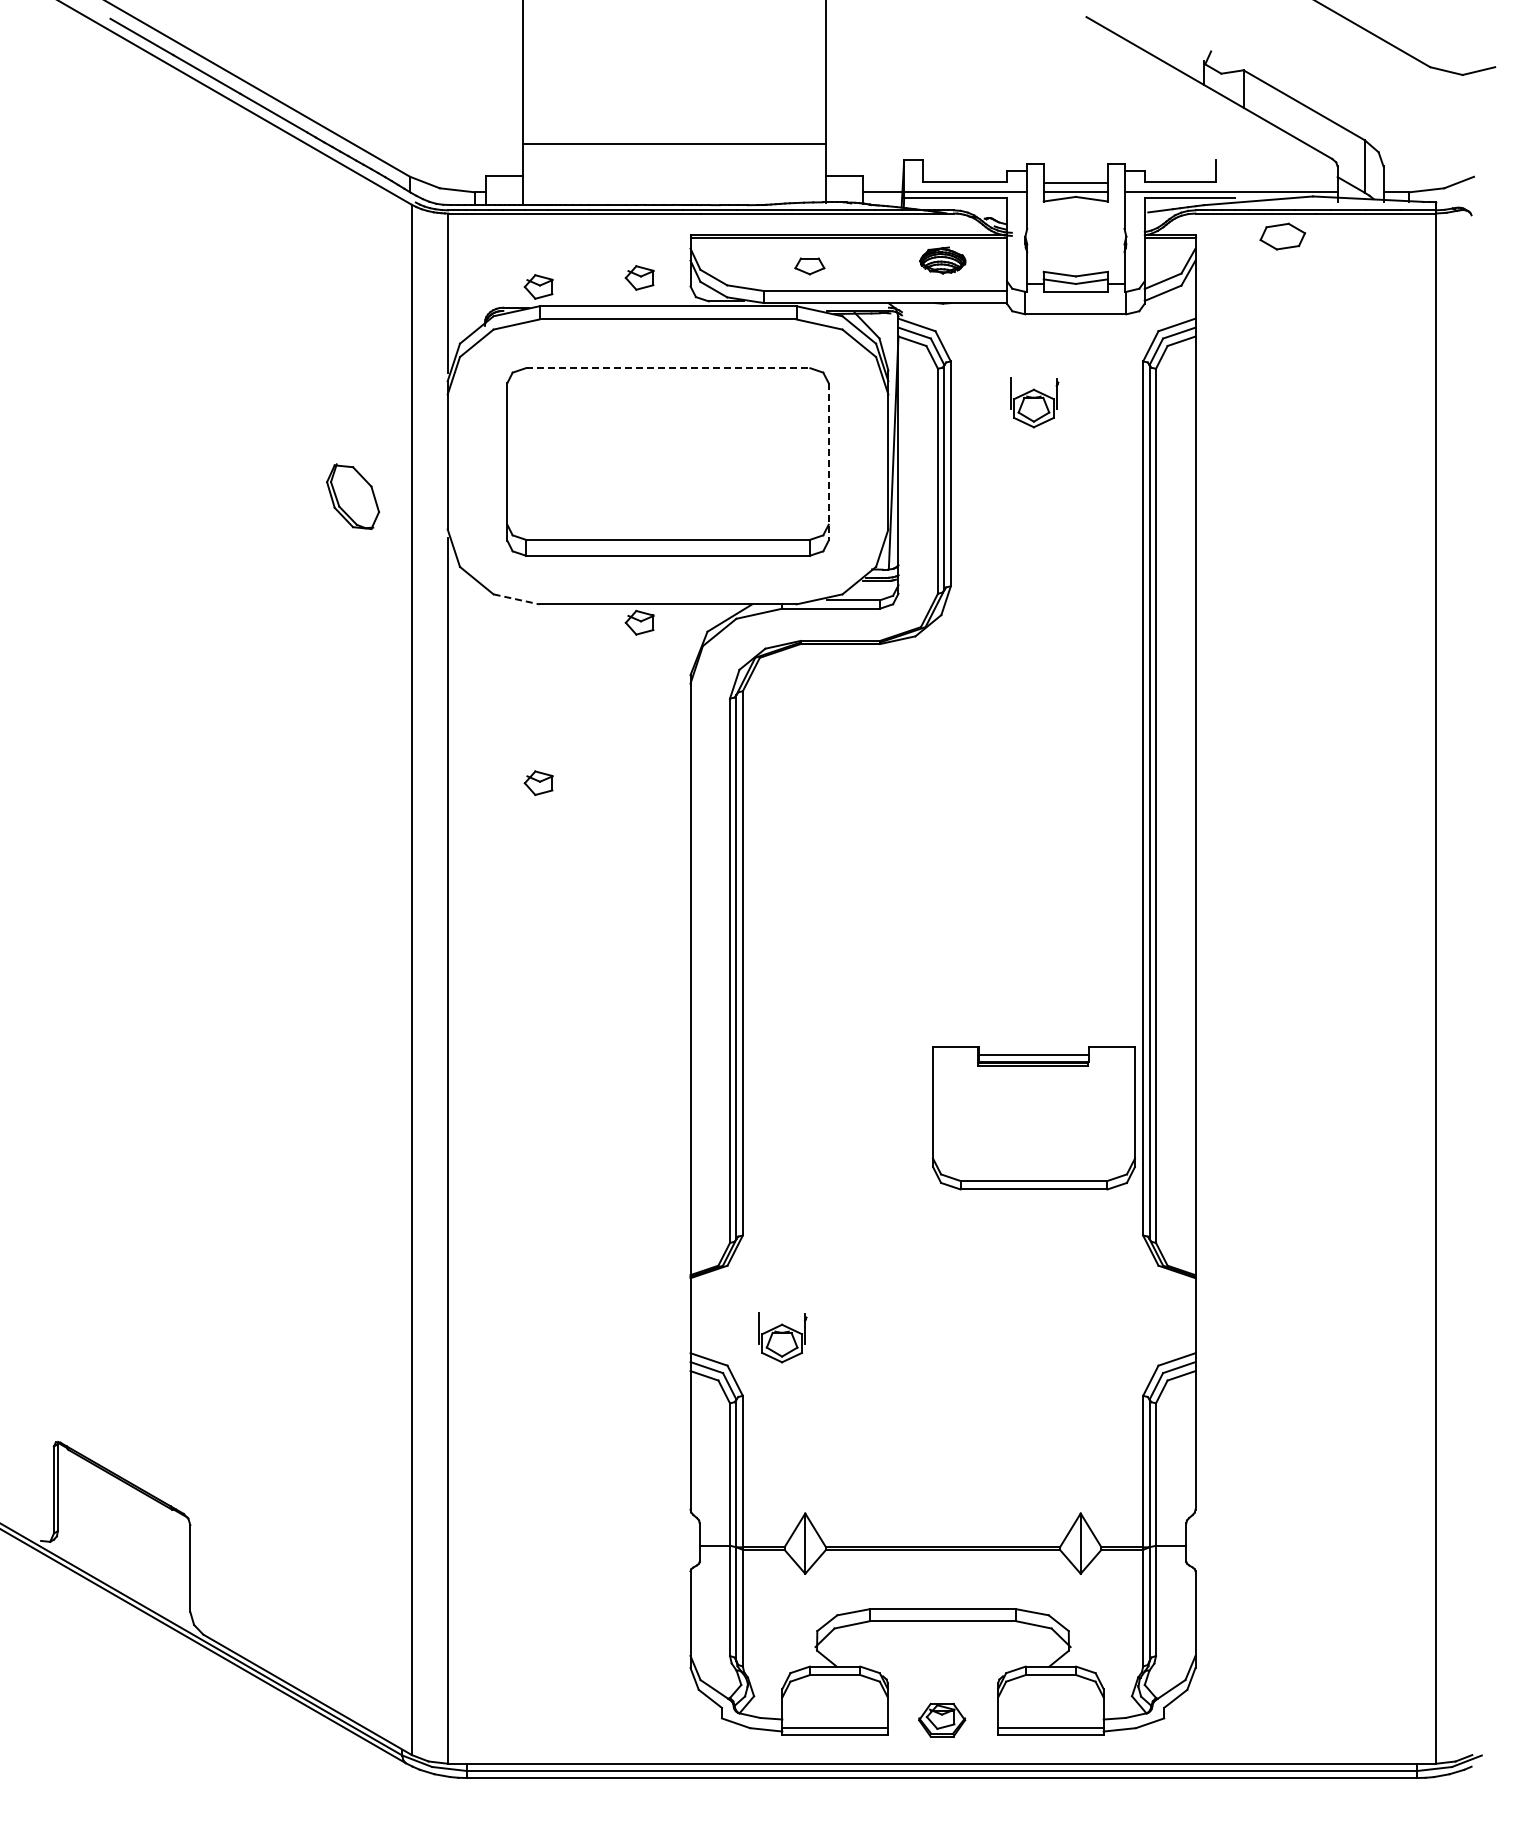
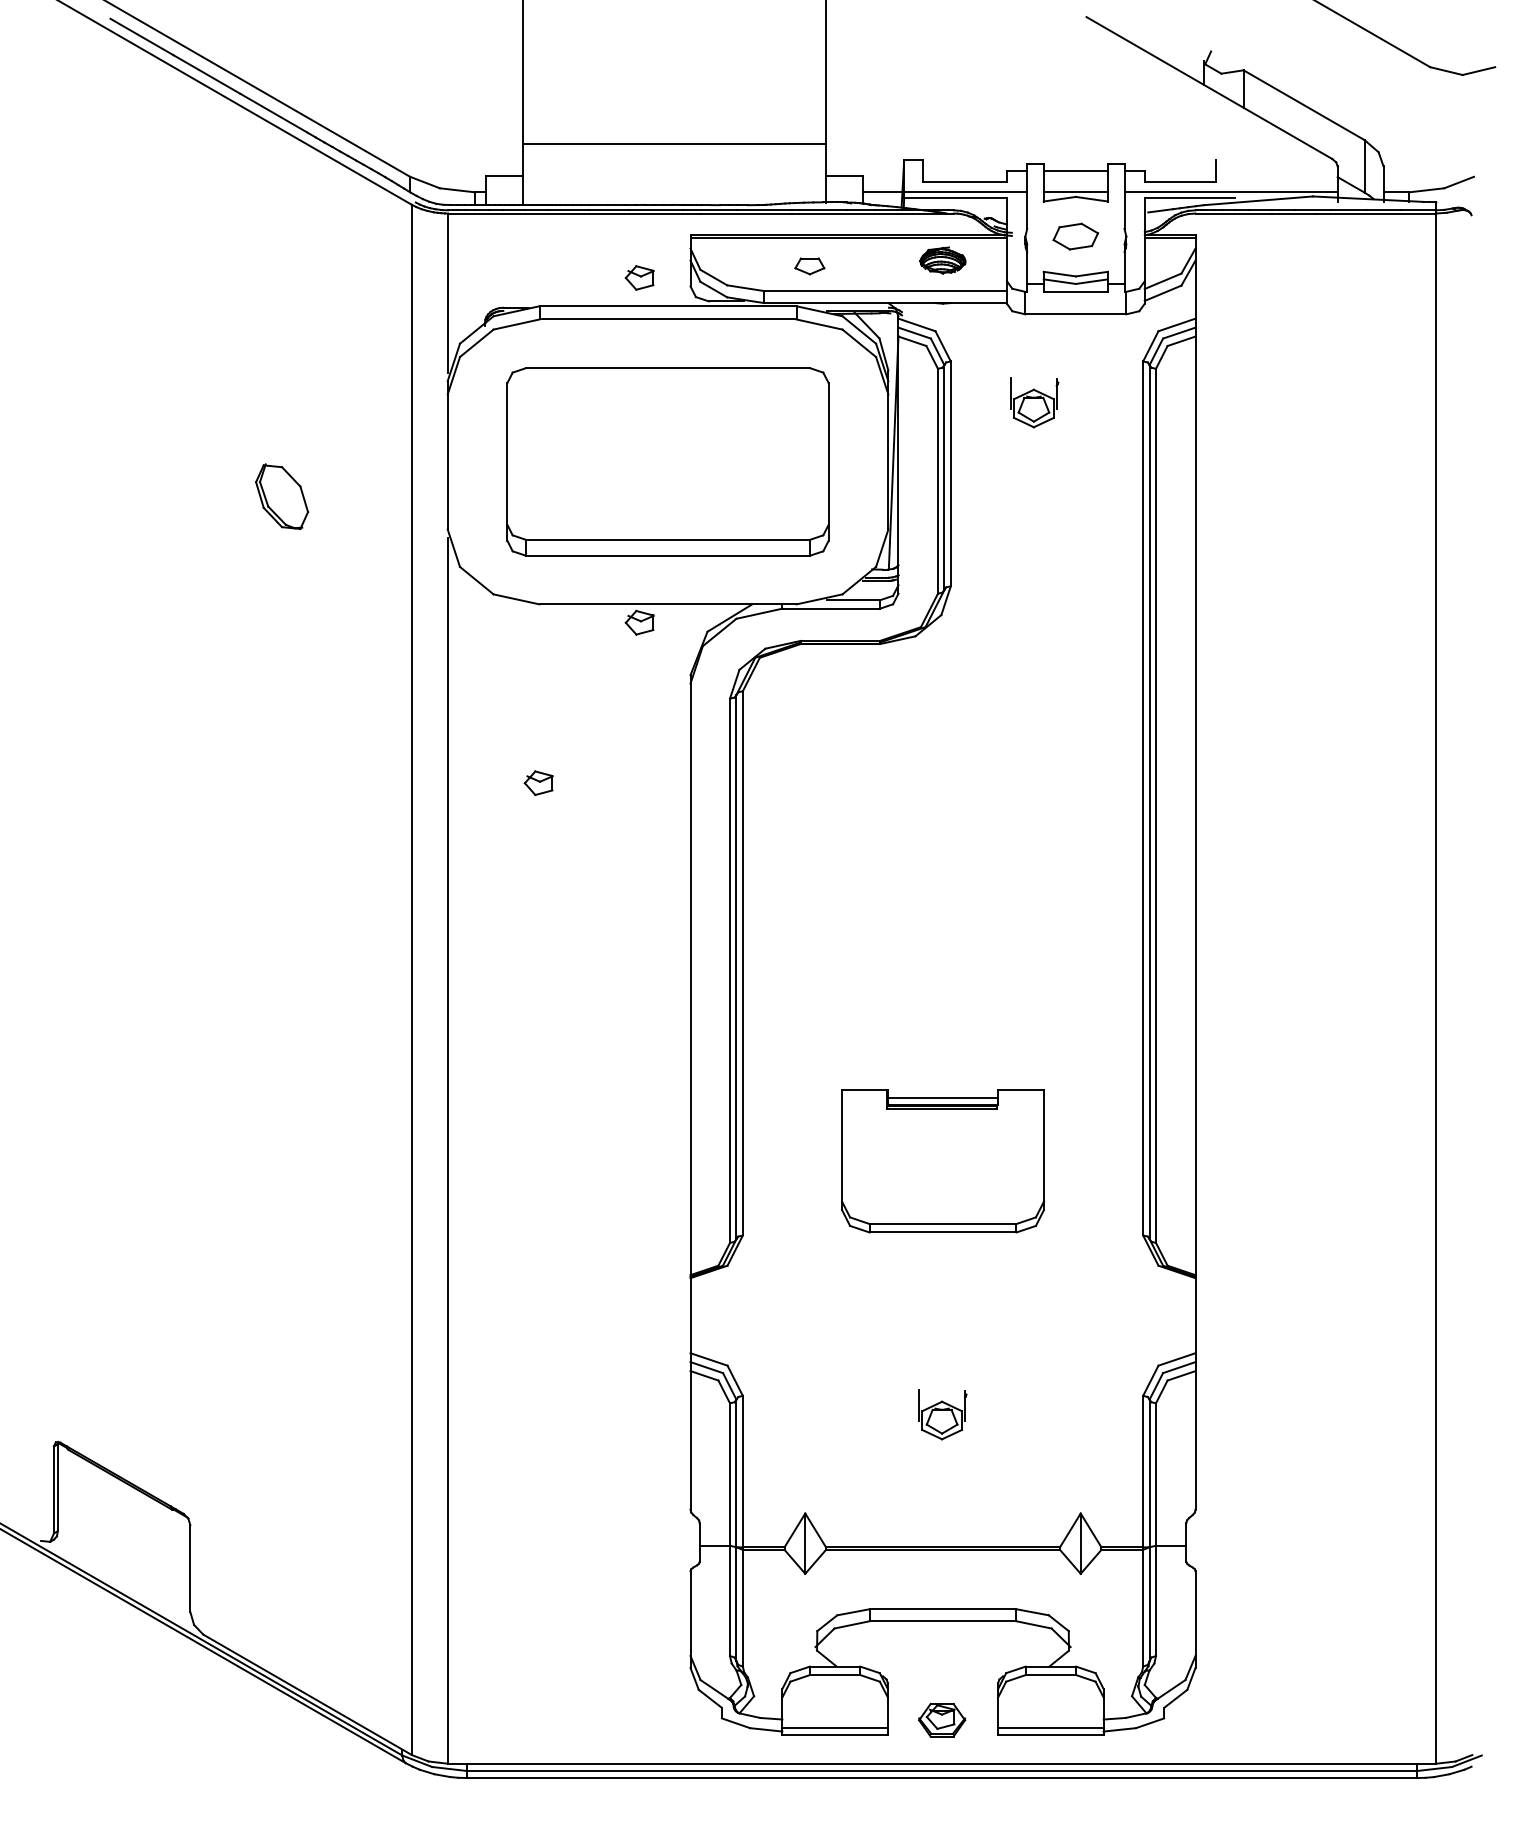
line position: (1075, 183) -> (1075, 171) (1075, 171)
part position: (1282, 236) -> (1075, 236) (1075, 236)
part: present -> none (538, 286)
line: dashed -> solid (668, 368)
line: dashed -> solid (828, 461)
part position: (353, 496) -> (282, 496) (282, 496)
line: dashed -> solid (517, 599)
part position: (1033, 1118) -> (942, 1161) (942, 1161)
part position: (782, 1337) -> (942, 1414) (942, 1414)
